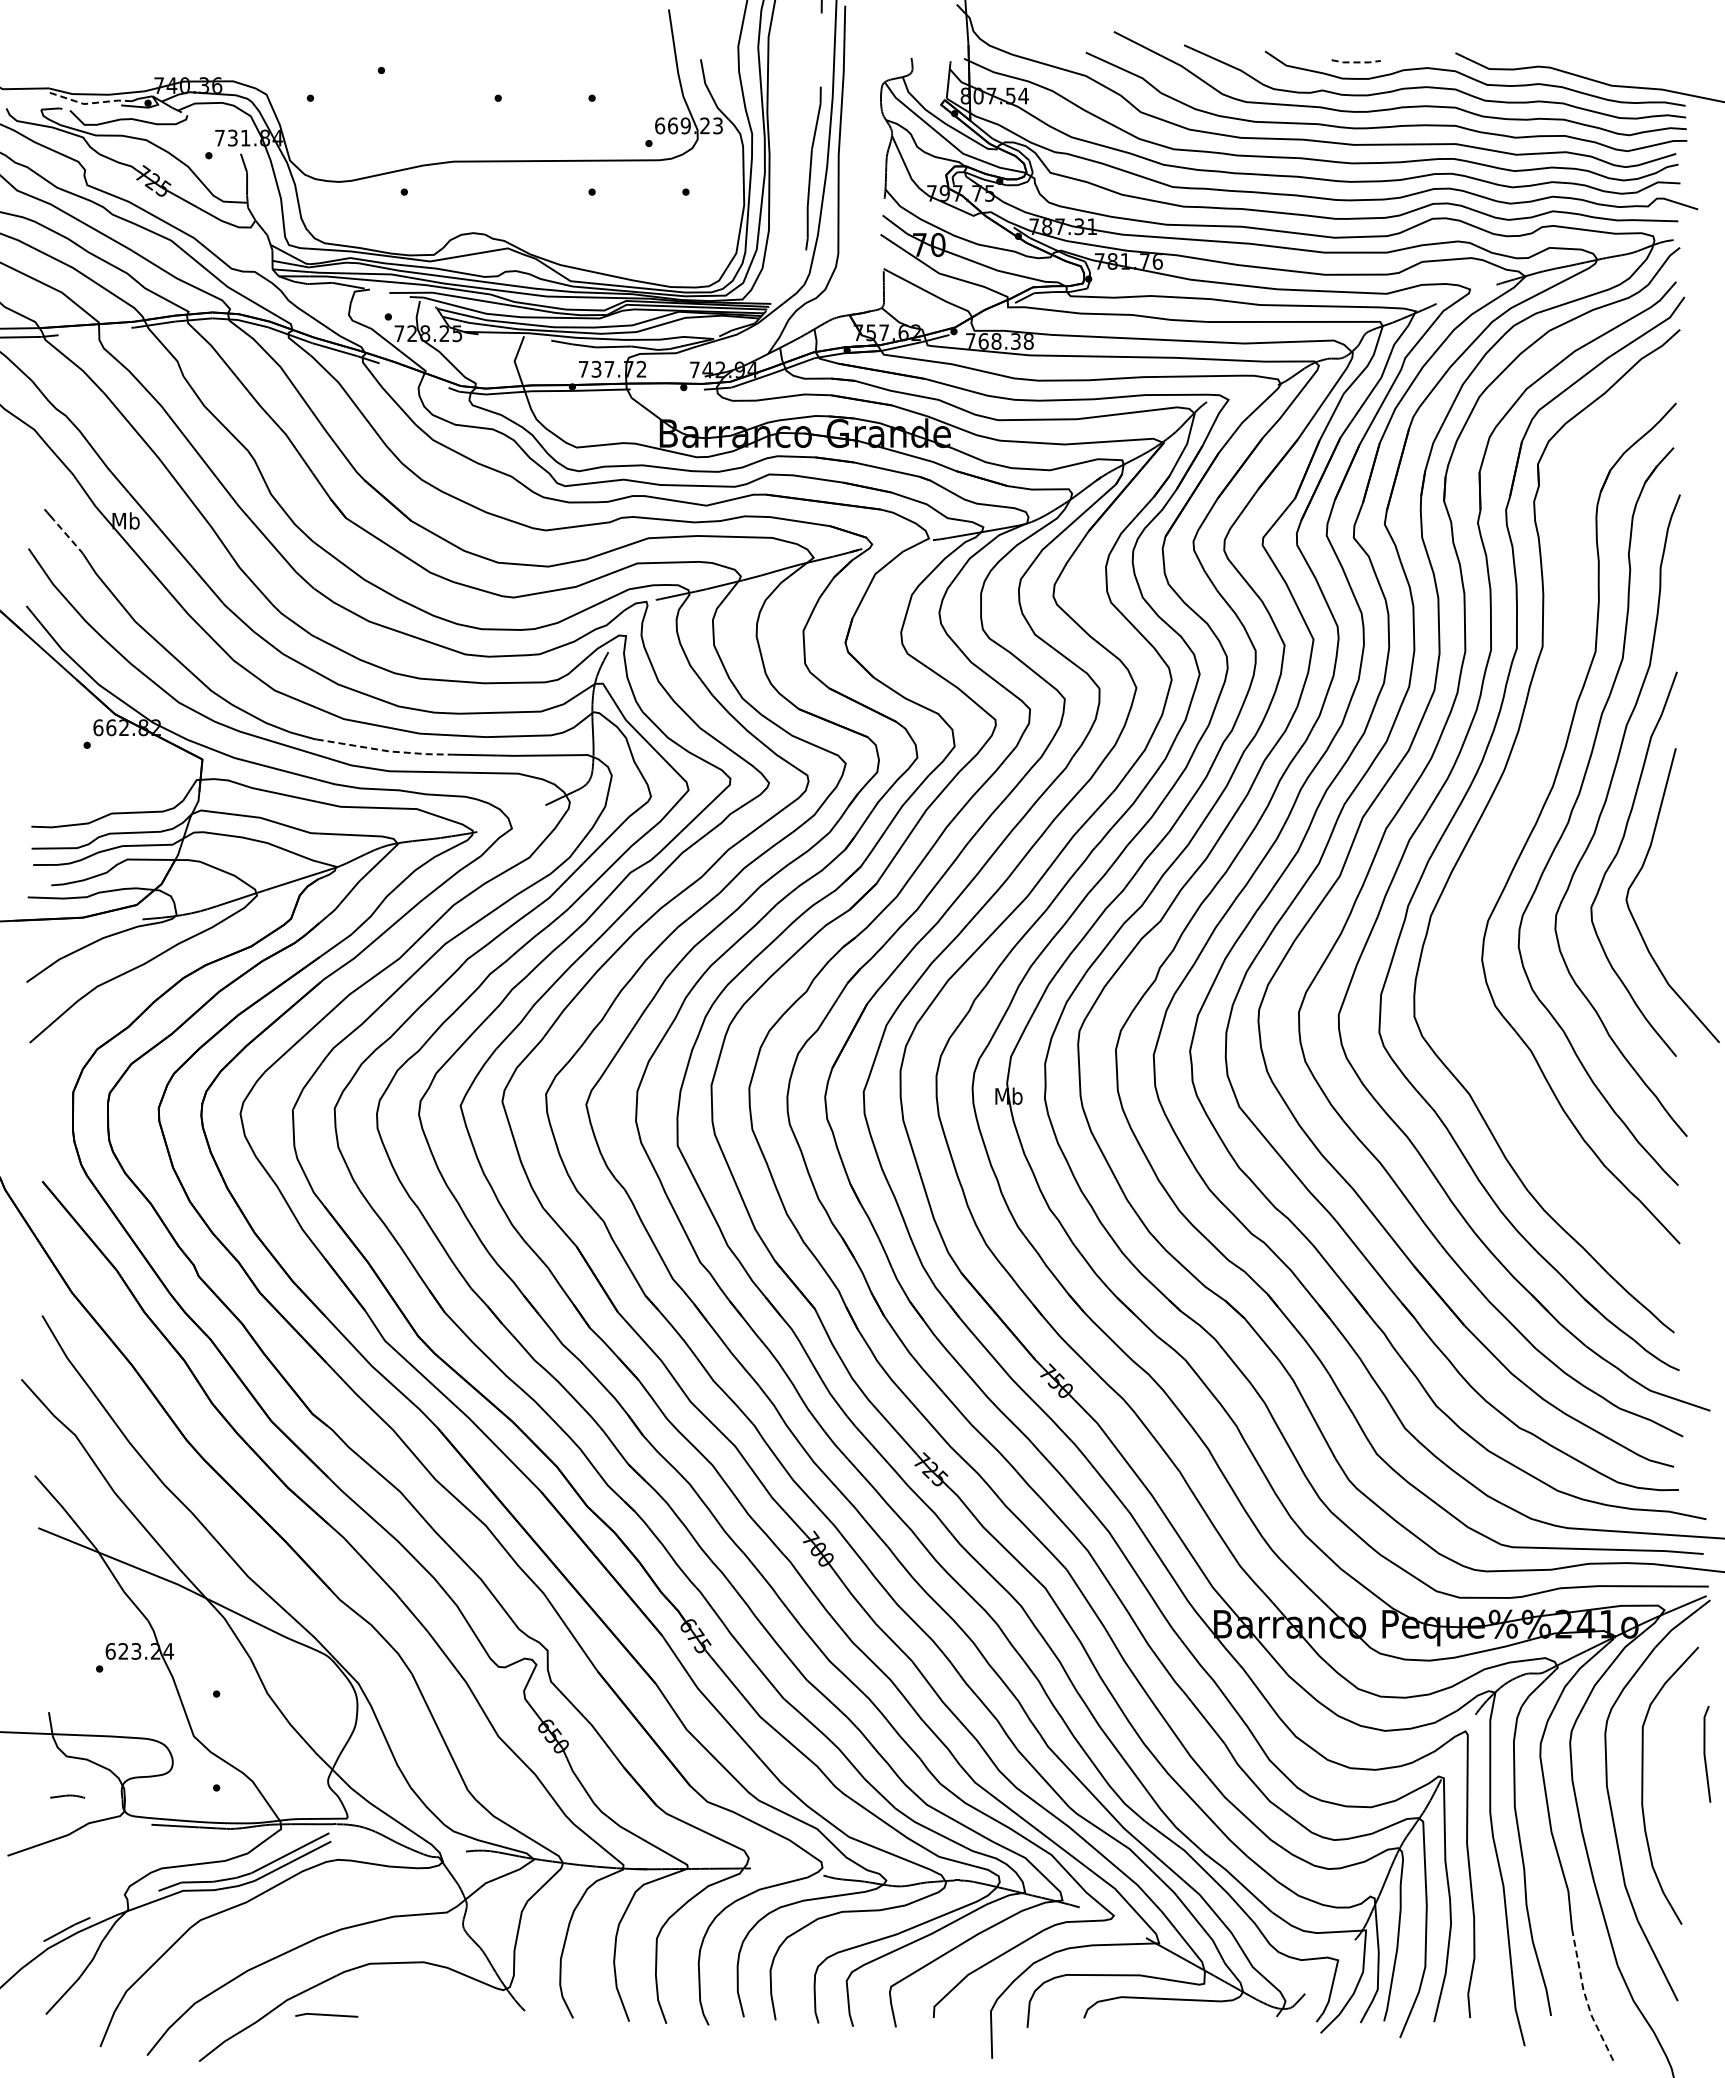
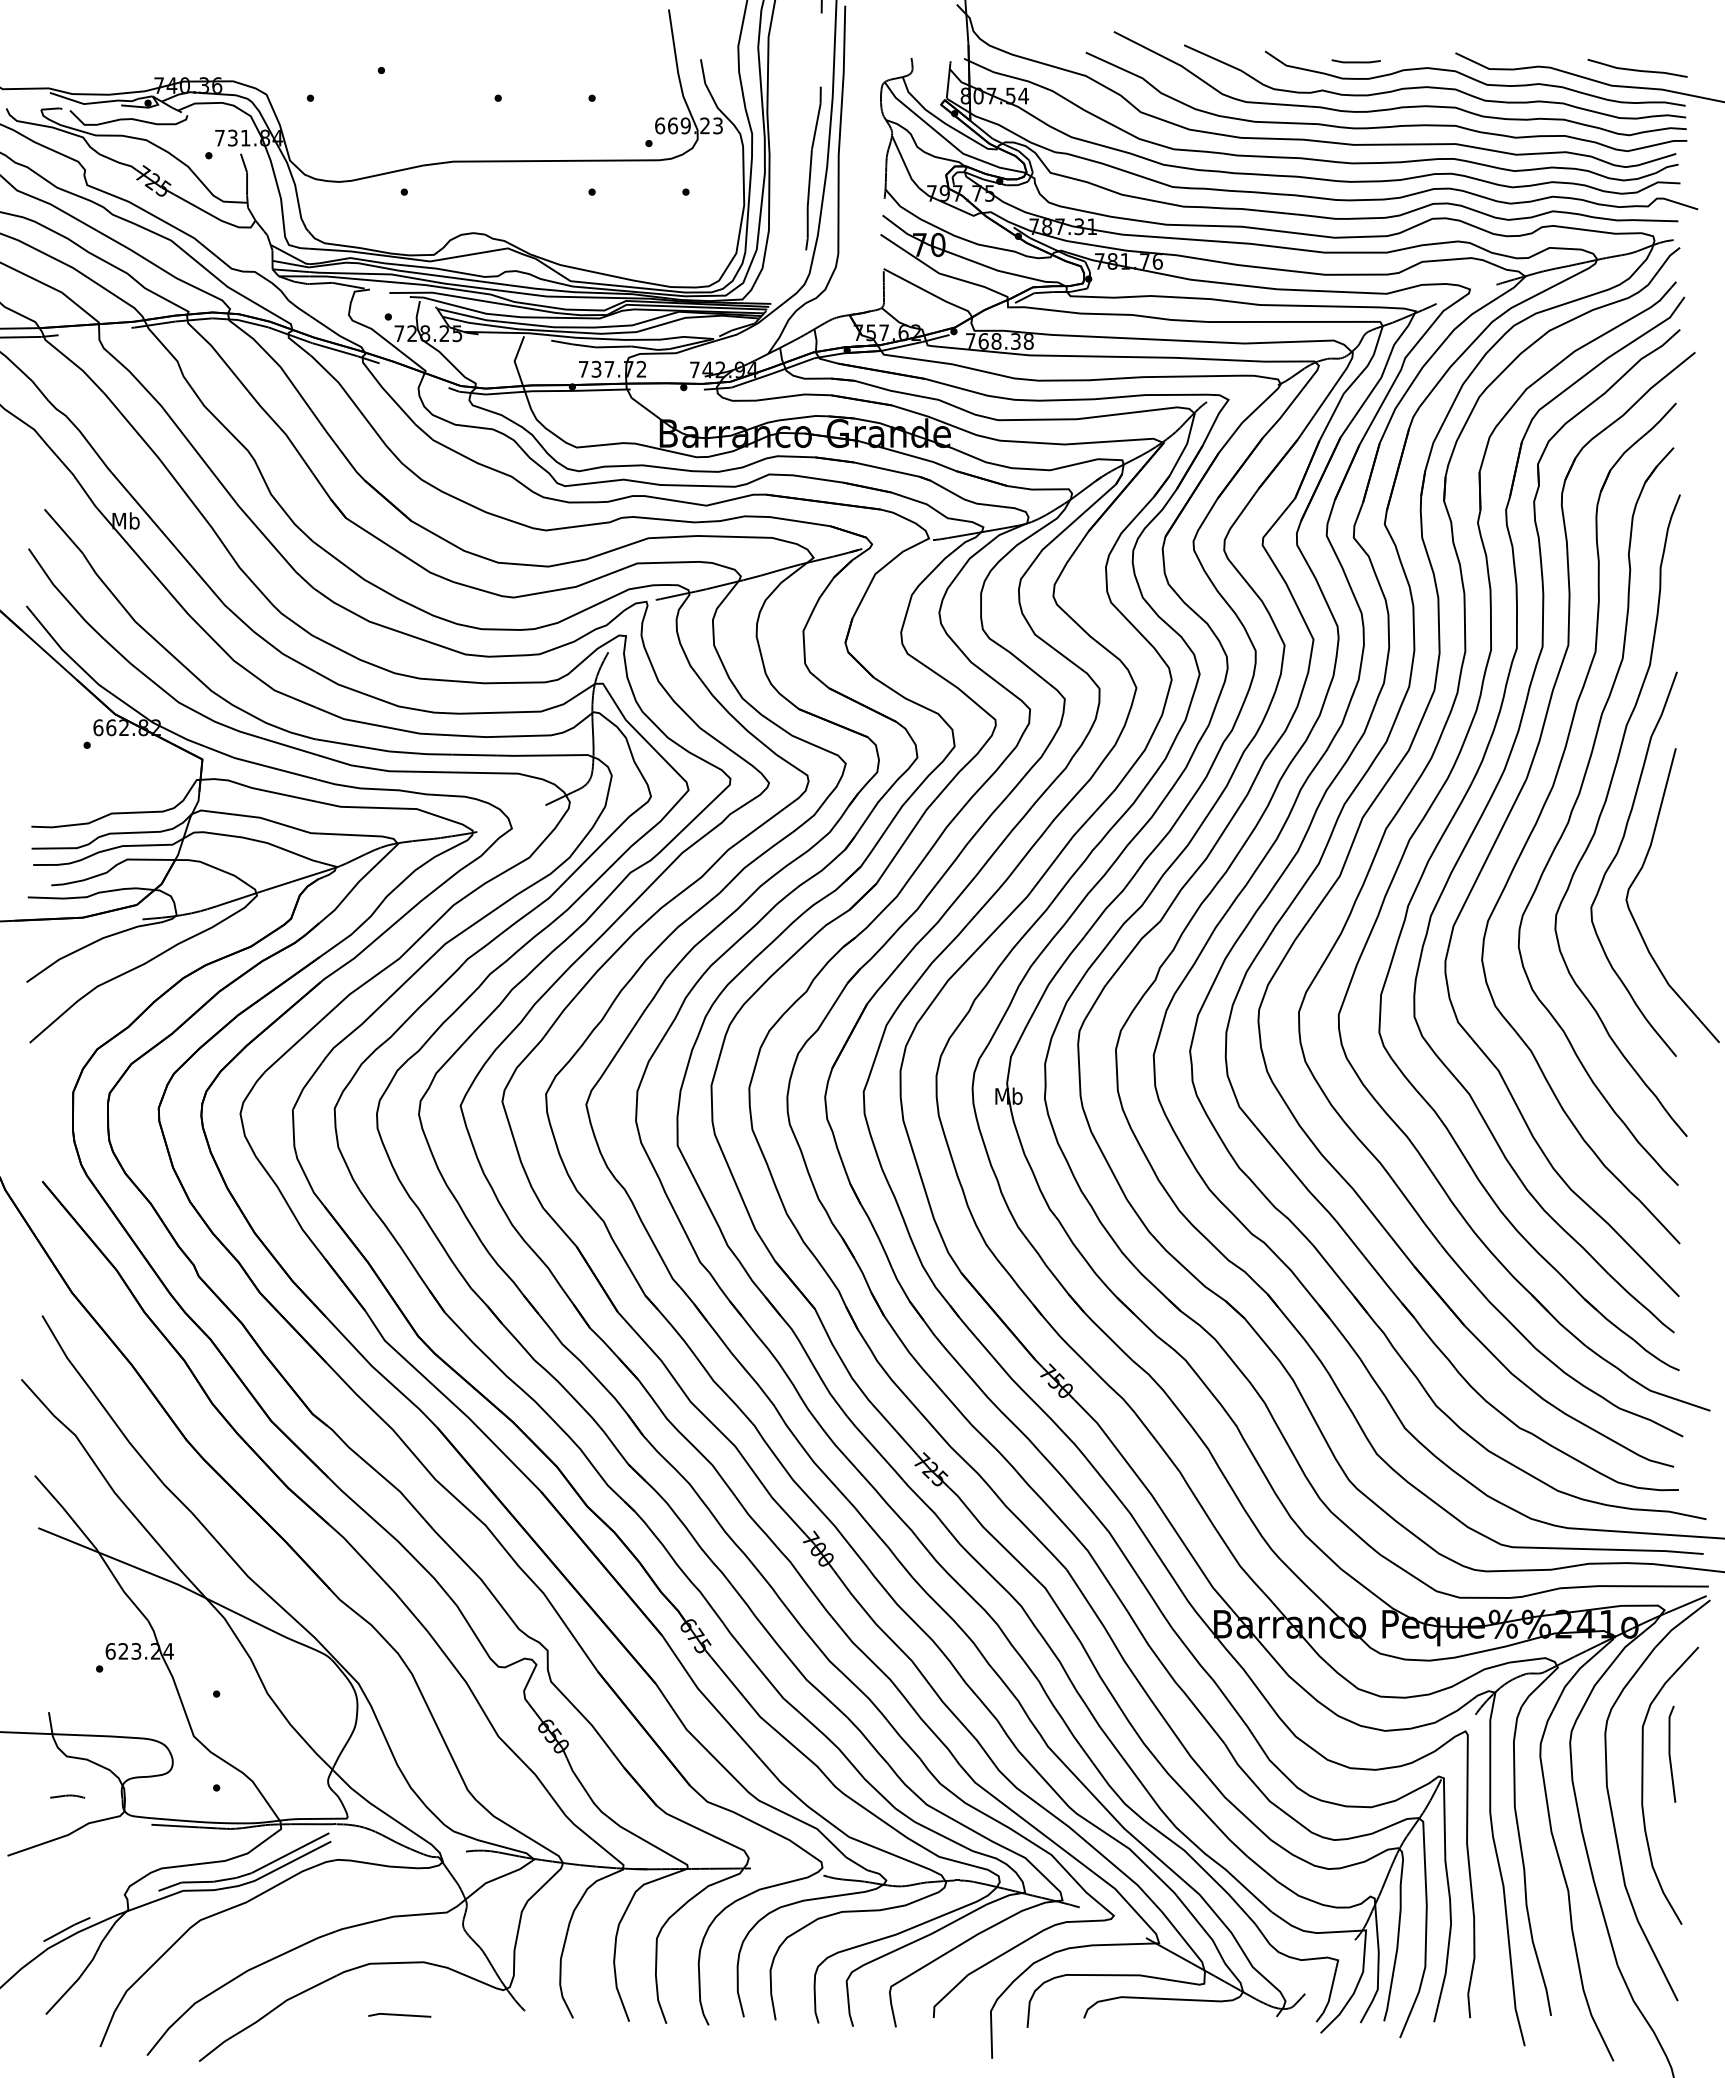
line: dashed -> solid (1356, 62)
curve: none -> present (1637, 69)
line: dashed -> solid (90, 103)
line: dashed -> solid (68, 537)
line: dashed -> solid (385, 750)
part: none -> present (1517, 799)
line position: (1705, 1753) -> (1670, 1753) (1670, 1753)
line: dashed -> solid (1585, 1997)
line position: (326, 2015) -> (399, 2015) (399, 2015)
